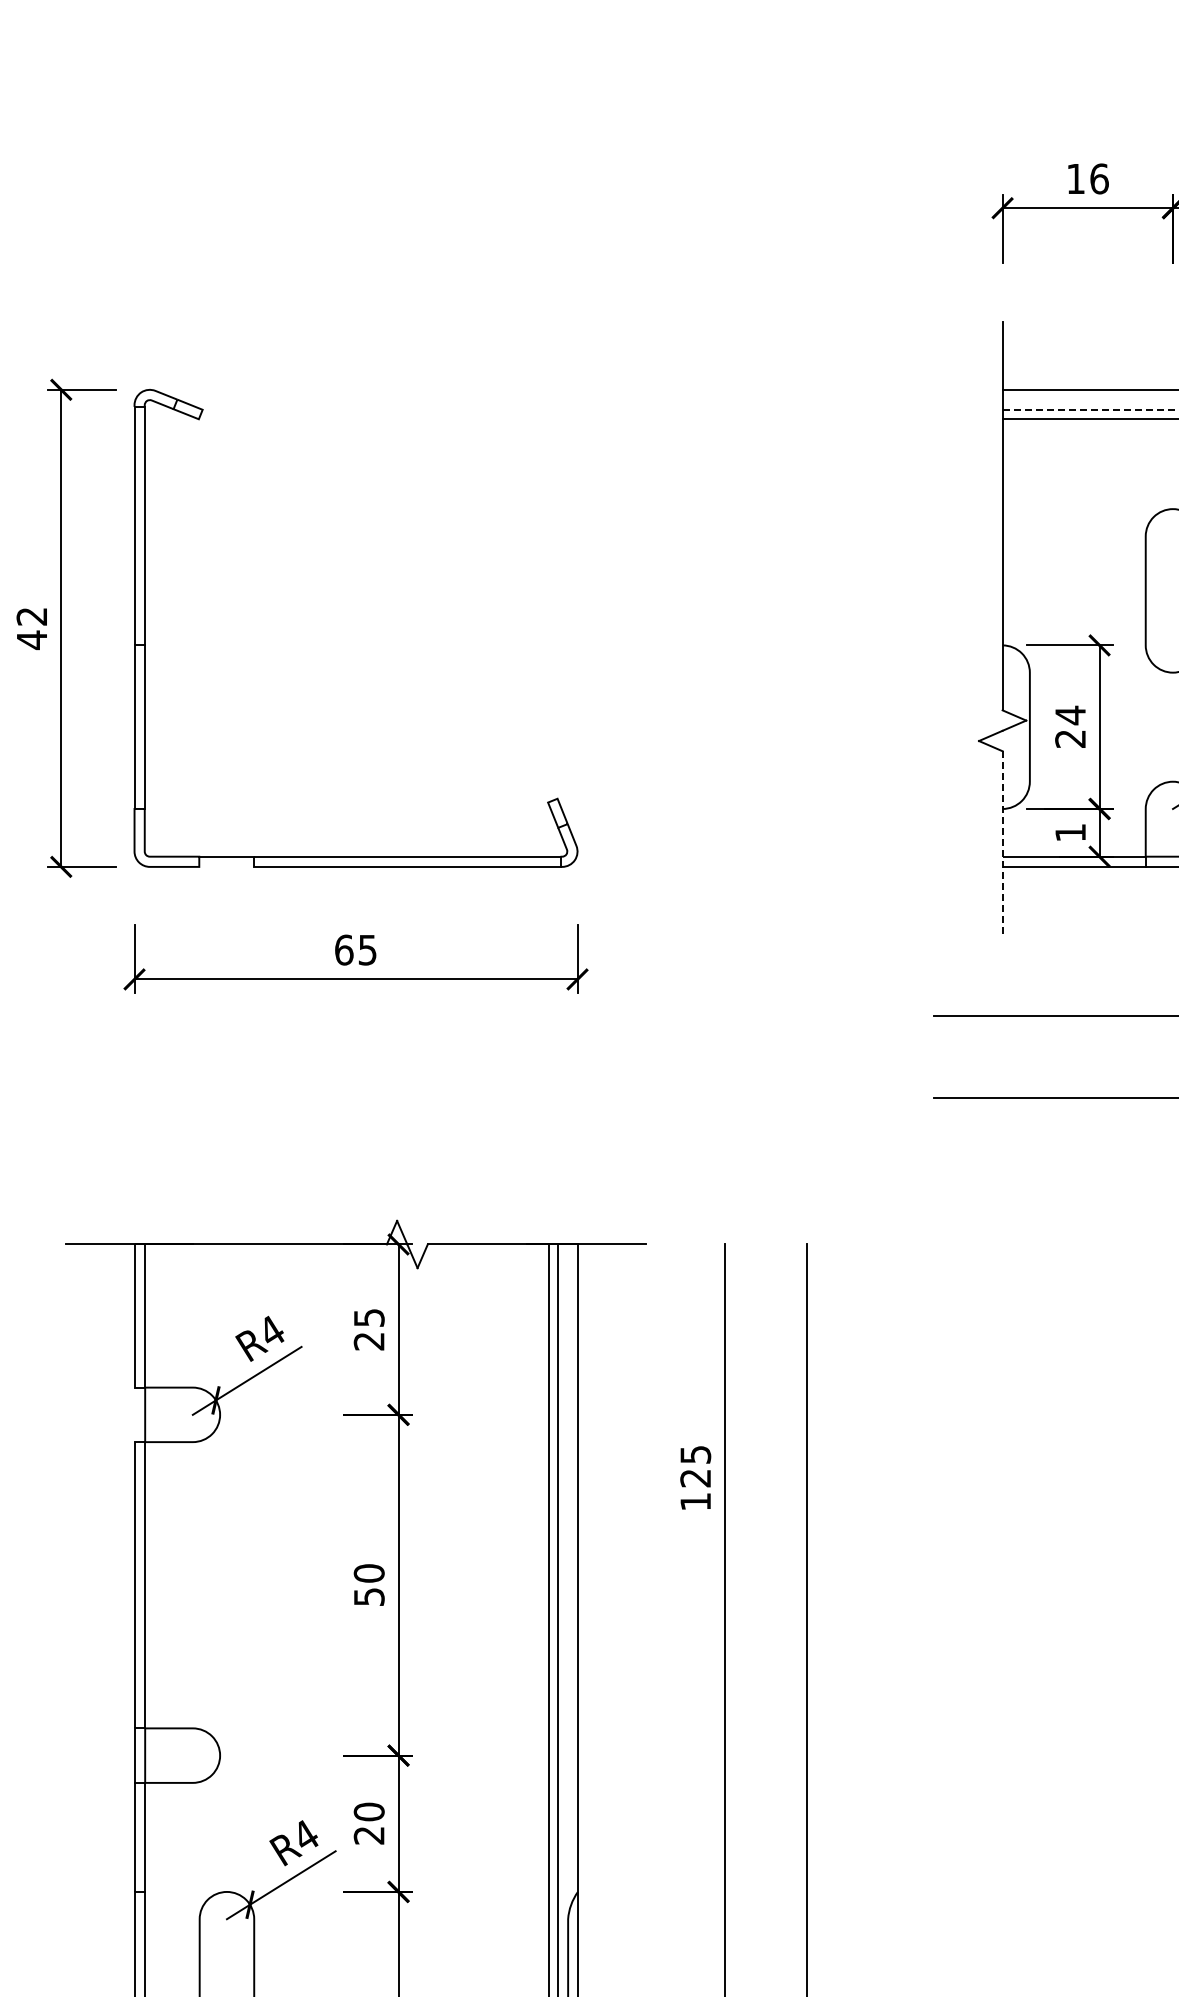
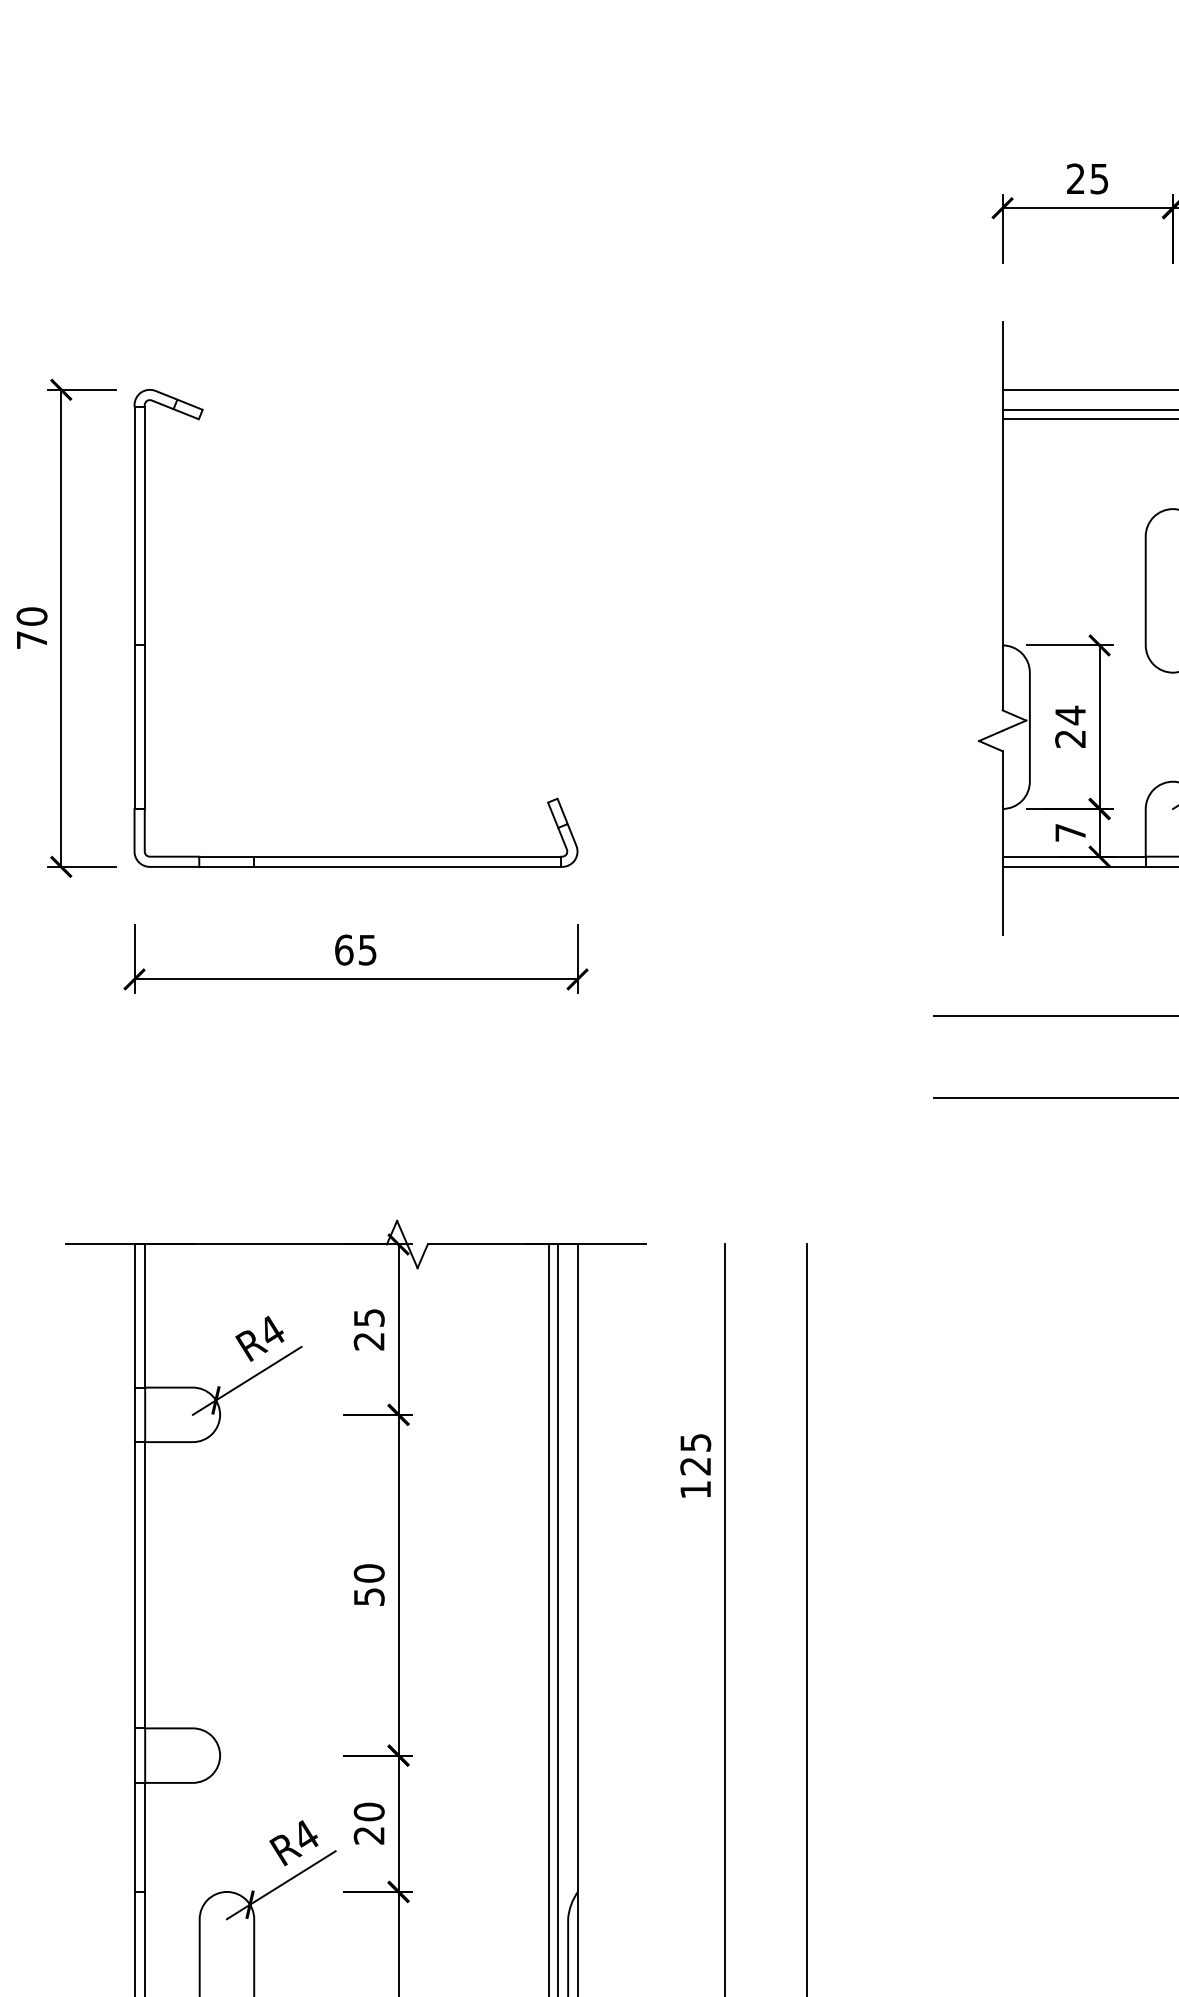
text: 16 -> 25 (1087, 178)
line: dashed -> solid (1090, 409)
text: 42 -> 70 (31, 628)
text: 1 -> 7 (1070, 832)
line: dashed -> solid (1002, 843)
line: none -> present (226, 866)
line: none -> present (134, 1414)
text position: (695, 1477) -> (695, 1465) (695, 1465)
